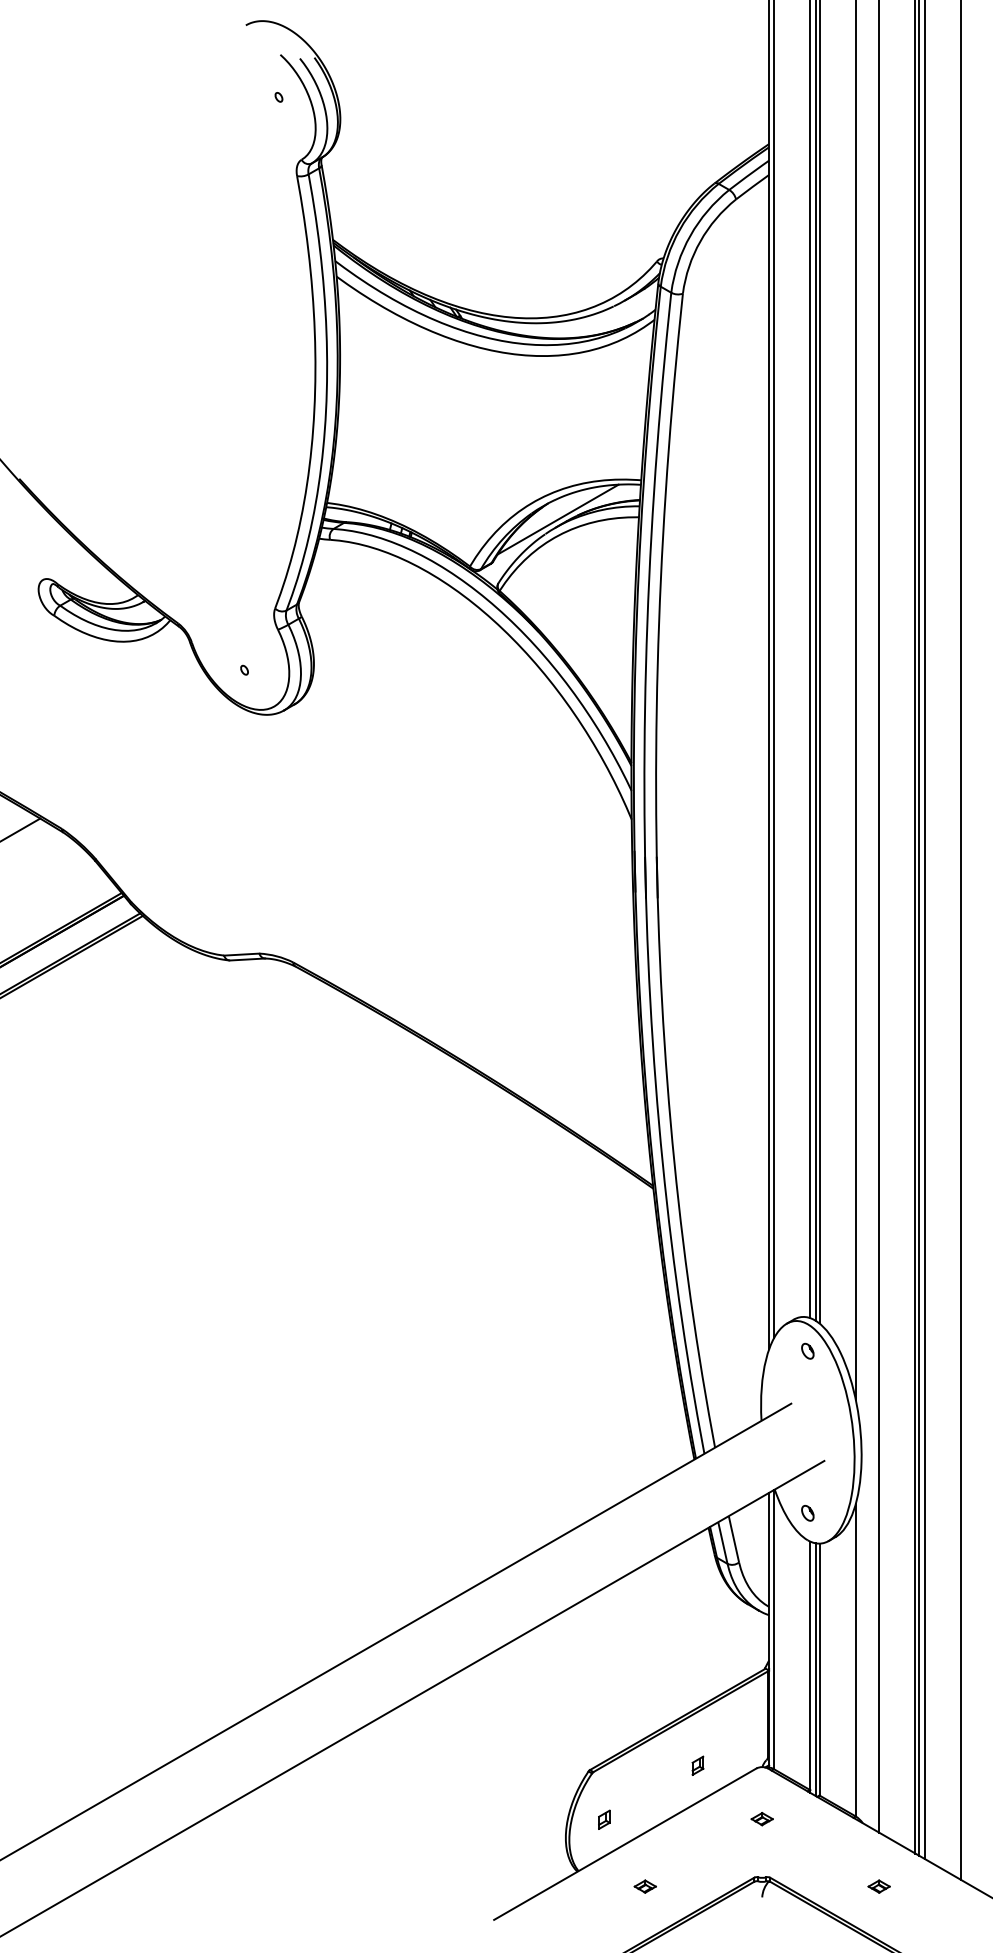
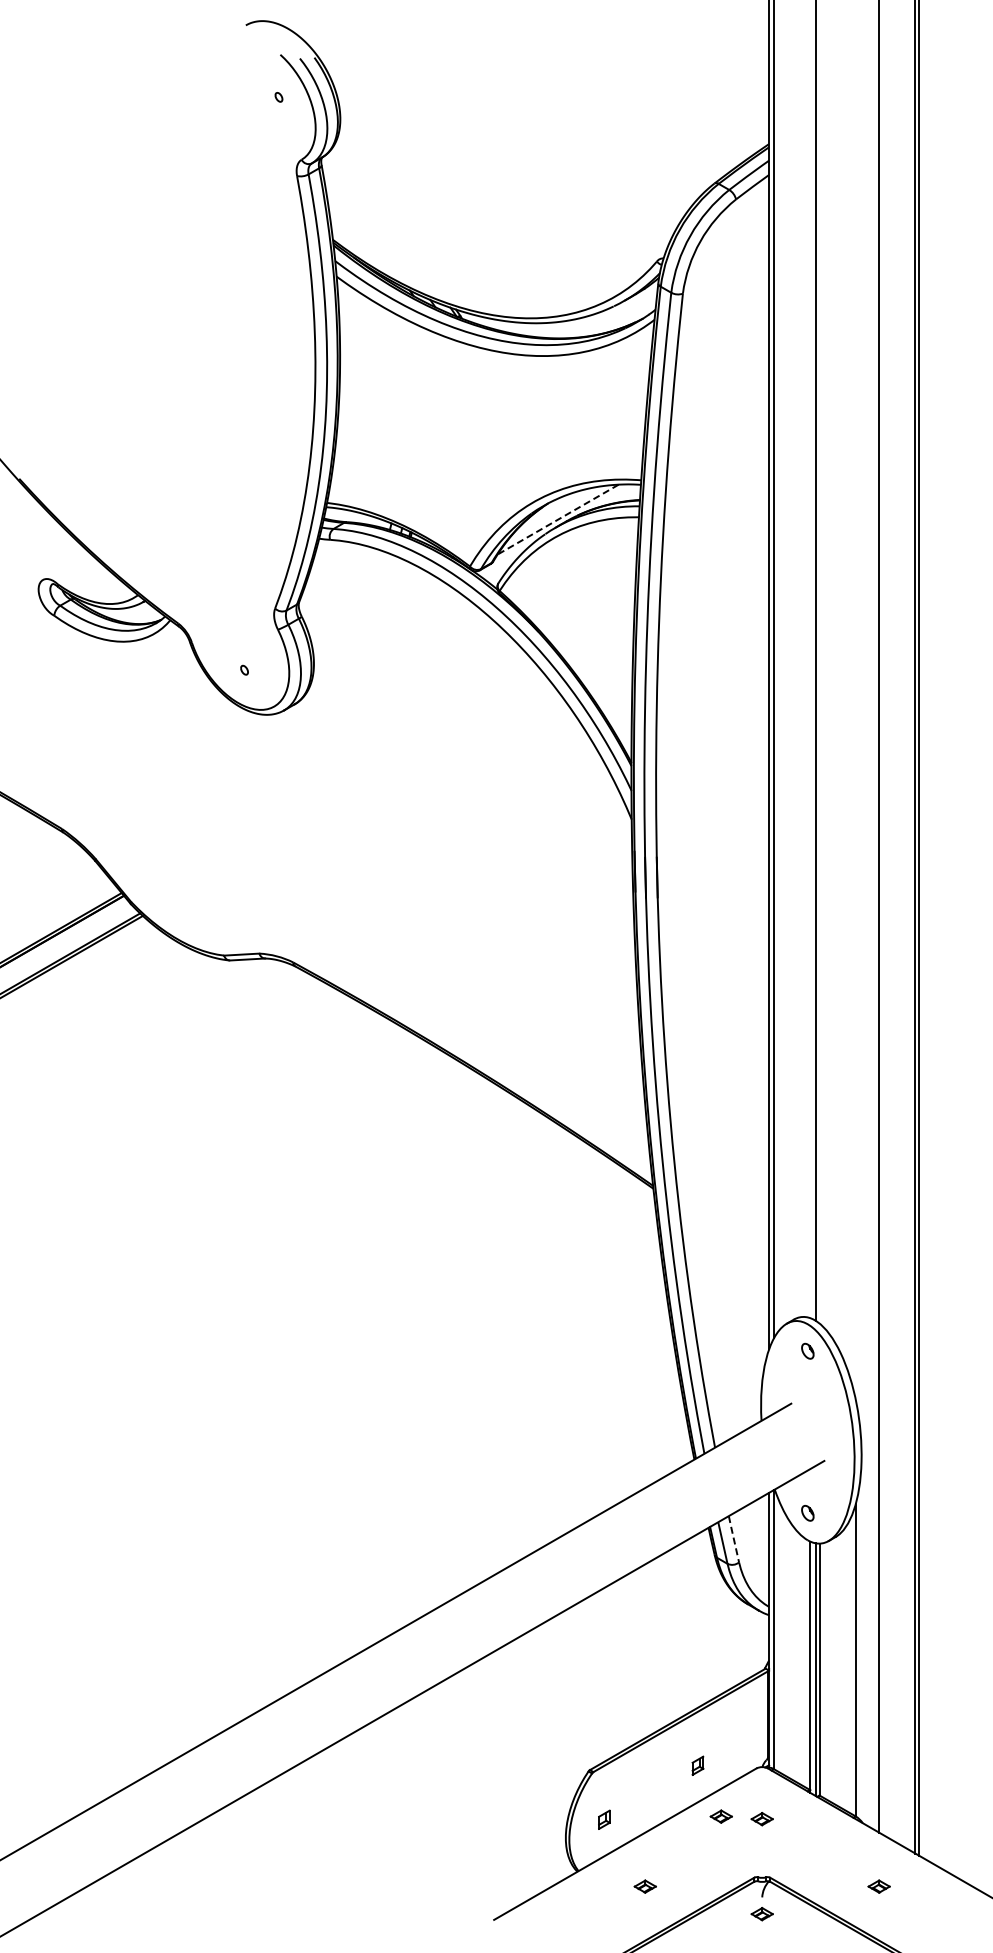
line: solid -> dashed (558, 519)
line: present -> none (810, 660)
line: present -> none (819, 662)
line: present -> none (855, 700)
line: present -> none (21, 829)
line: present -> none (924, 930)
line: present -> none (961, 940)
line: solid -> dashed (733, 1539)
part: none -> present (720, 1816)
part: none -> present (761, 1914)
